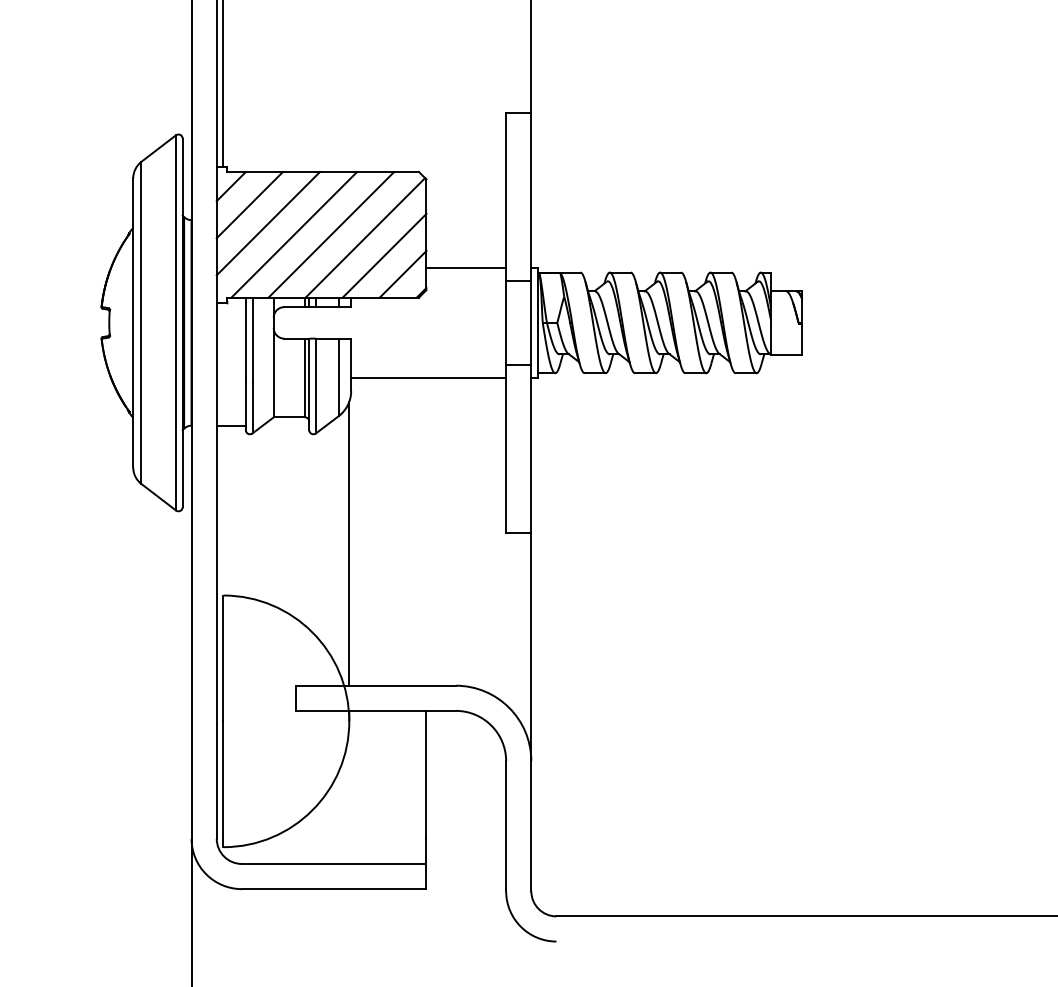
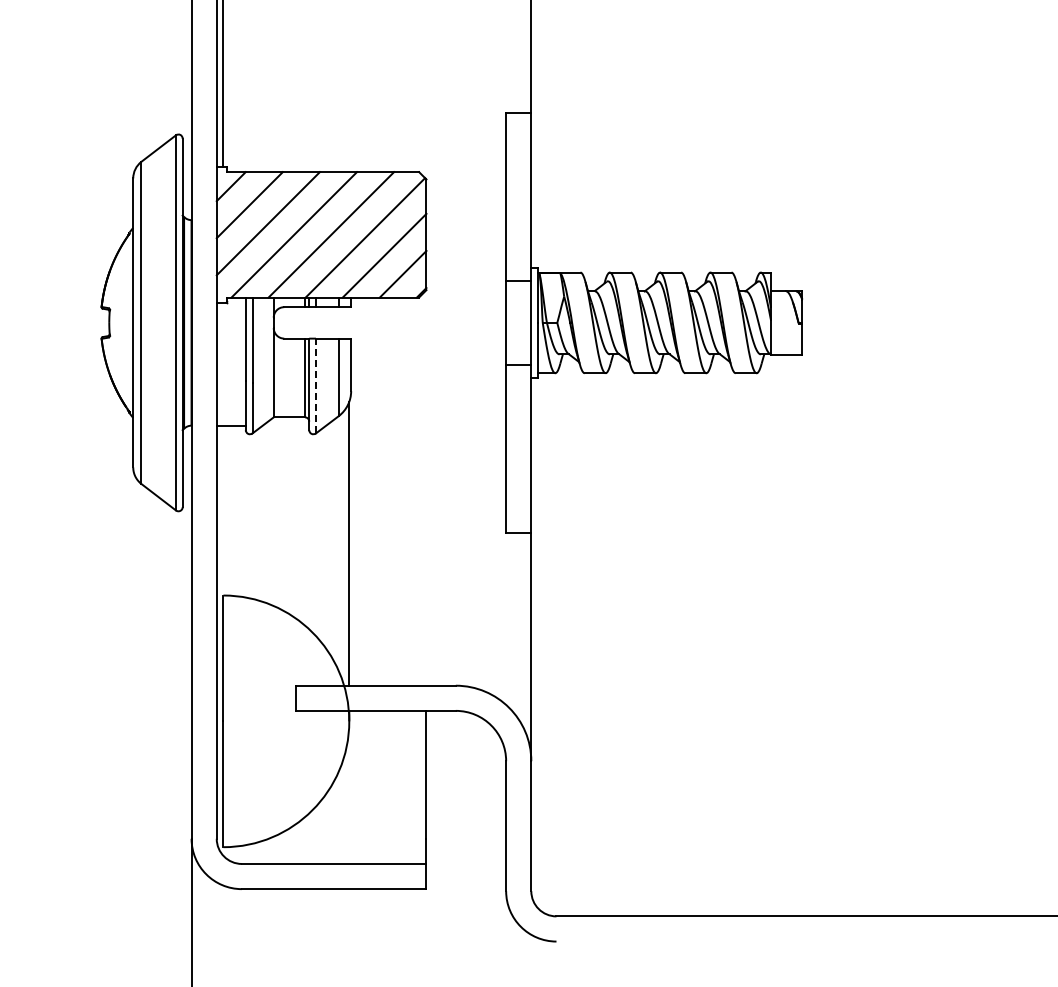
line: present -> none (466, 267)
line: present -> none (428, 377)
line: solid -> dashed (315, 385)
